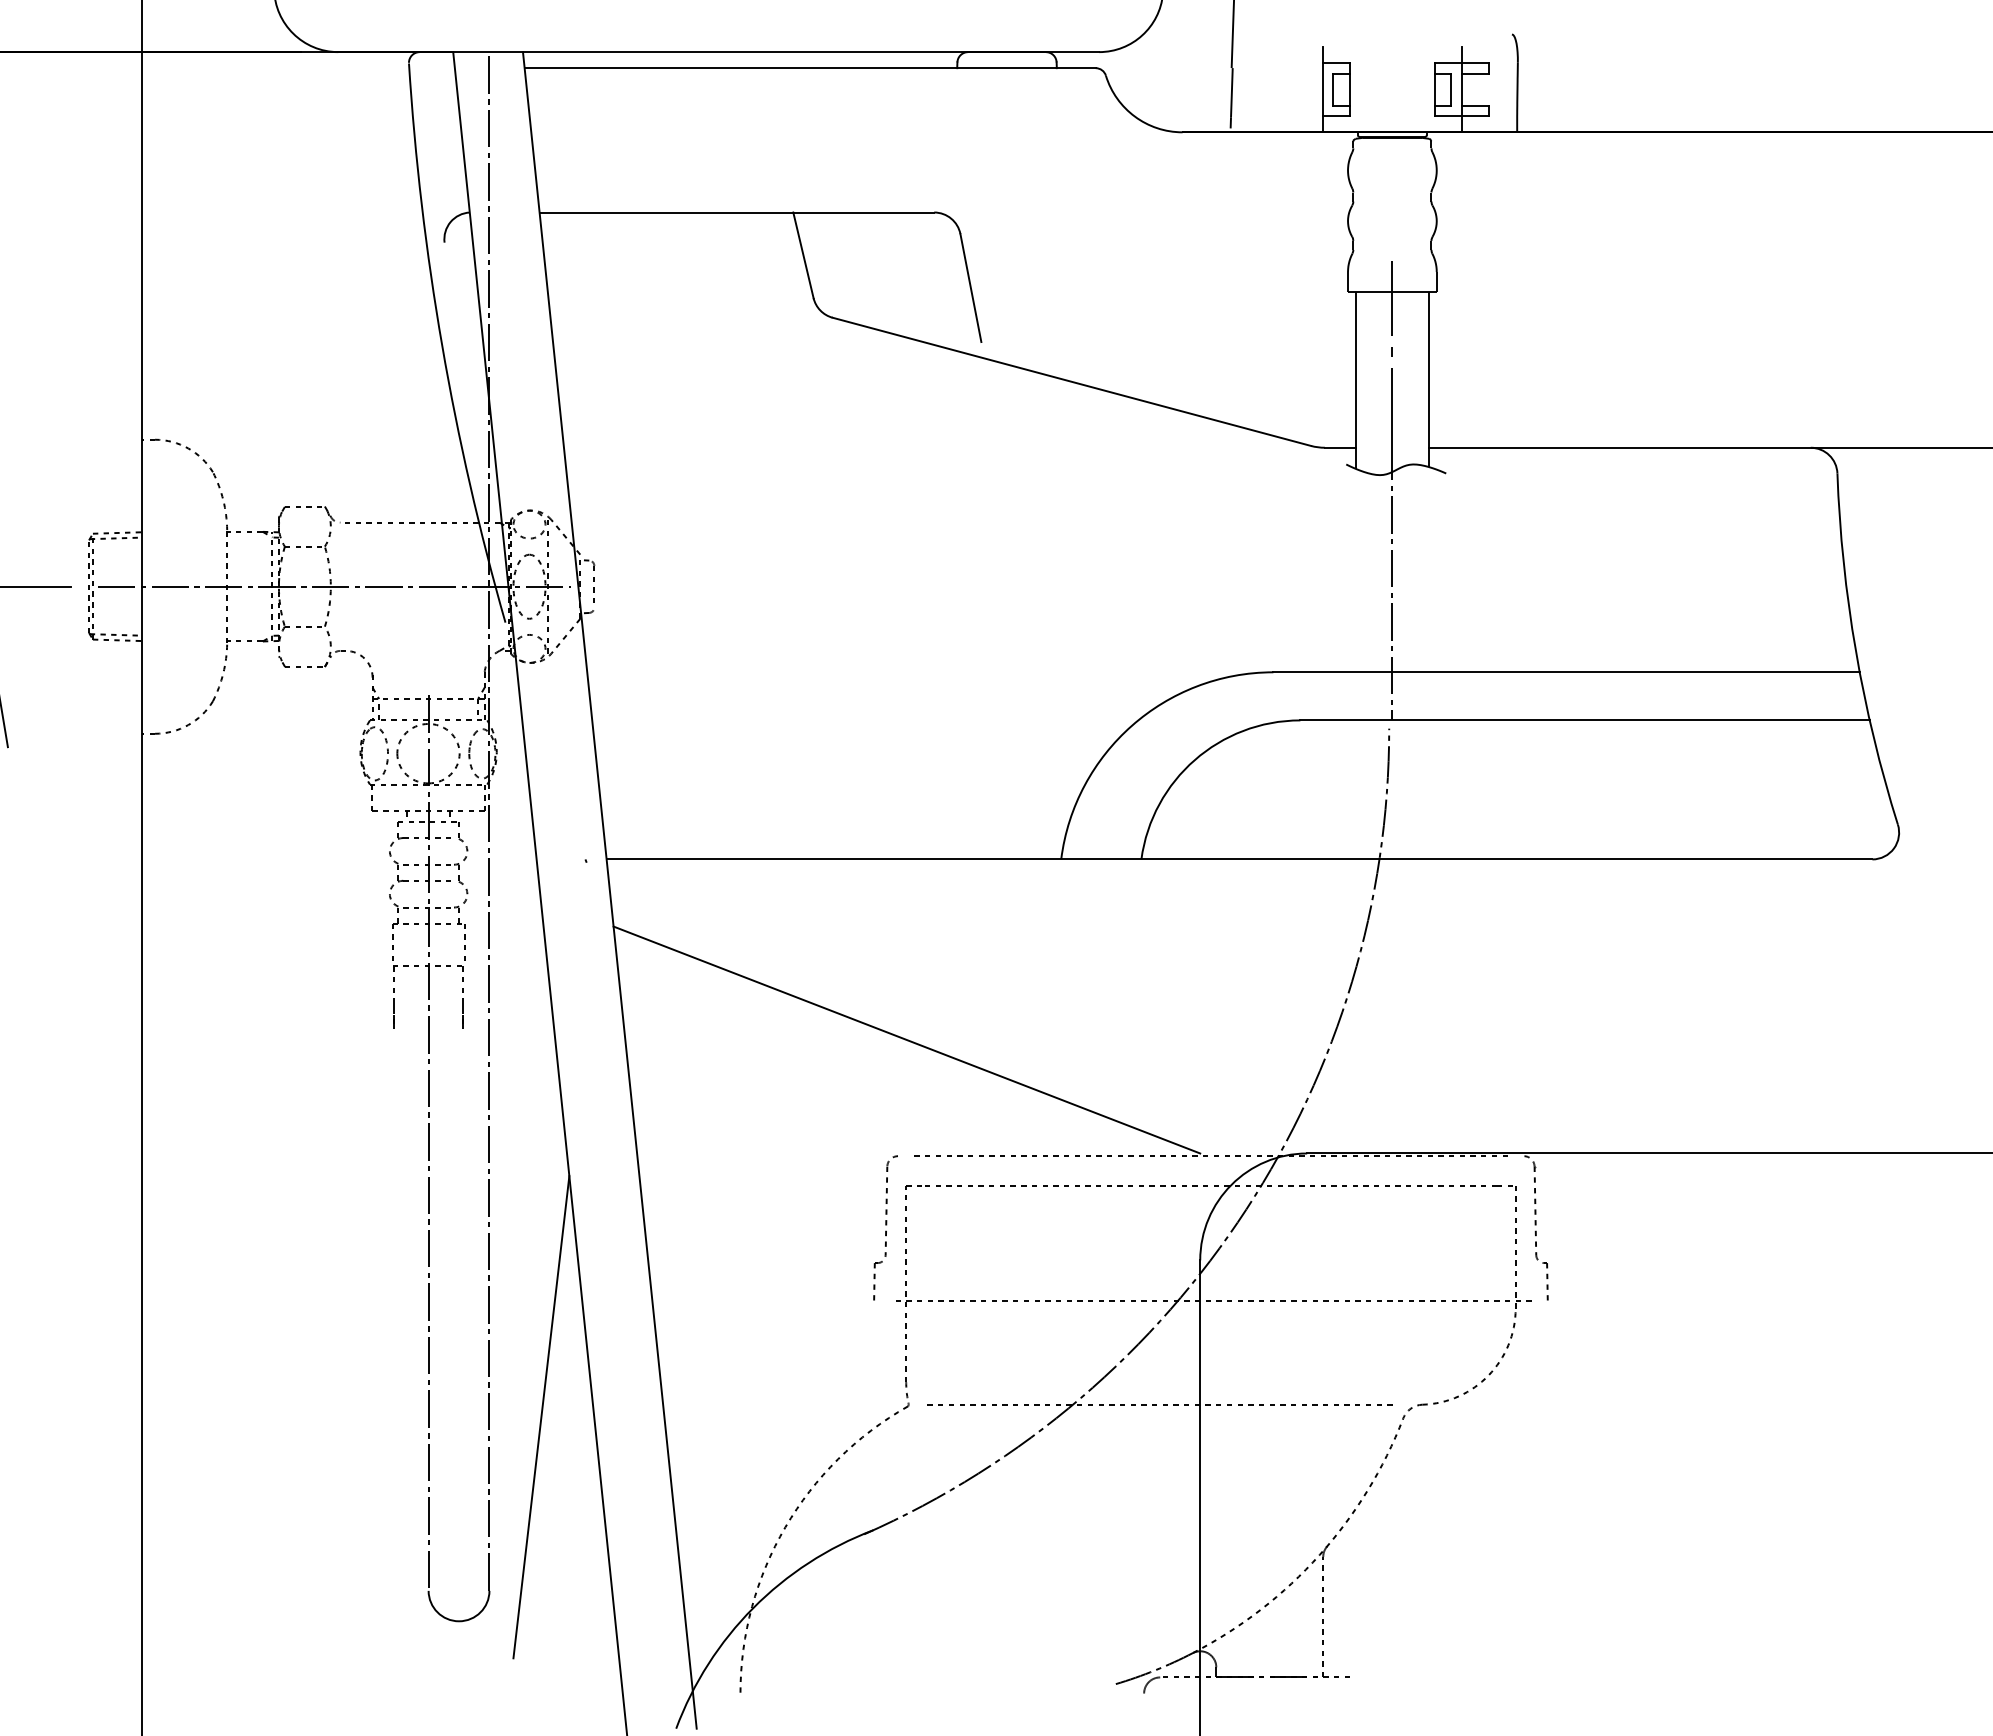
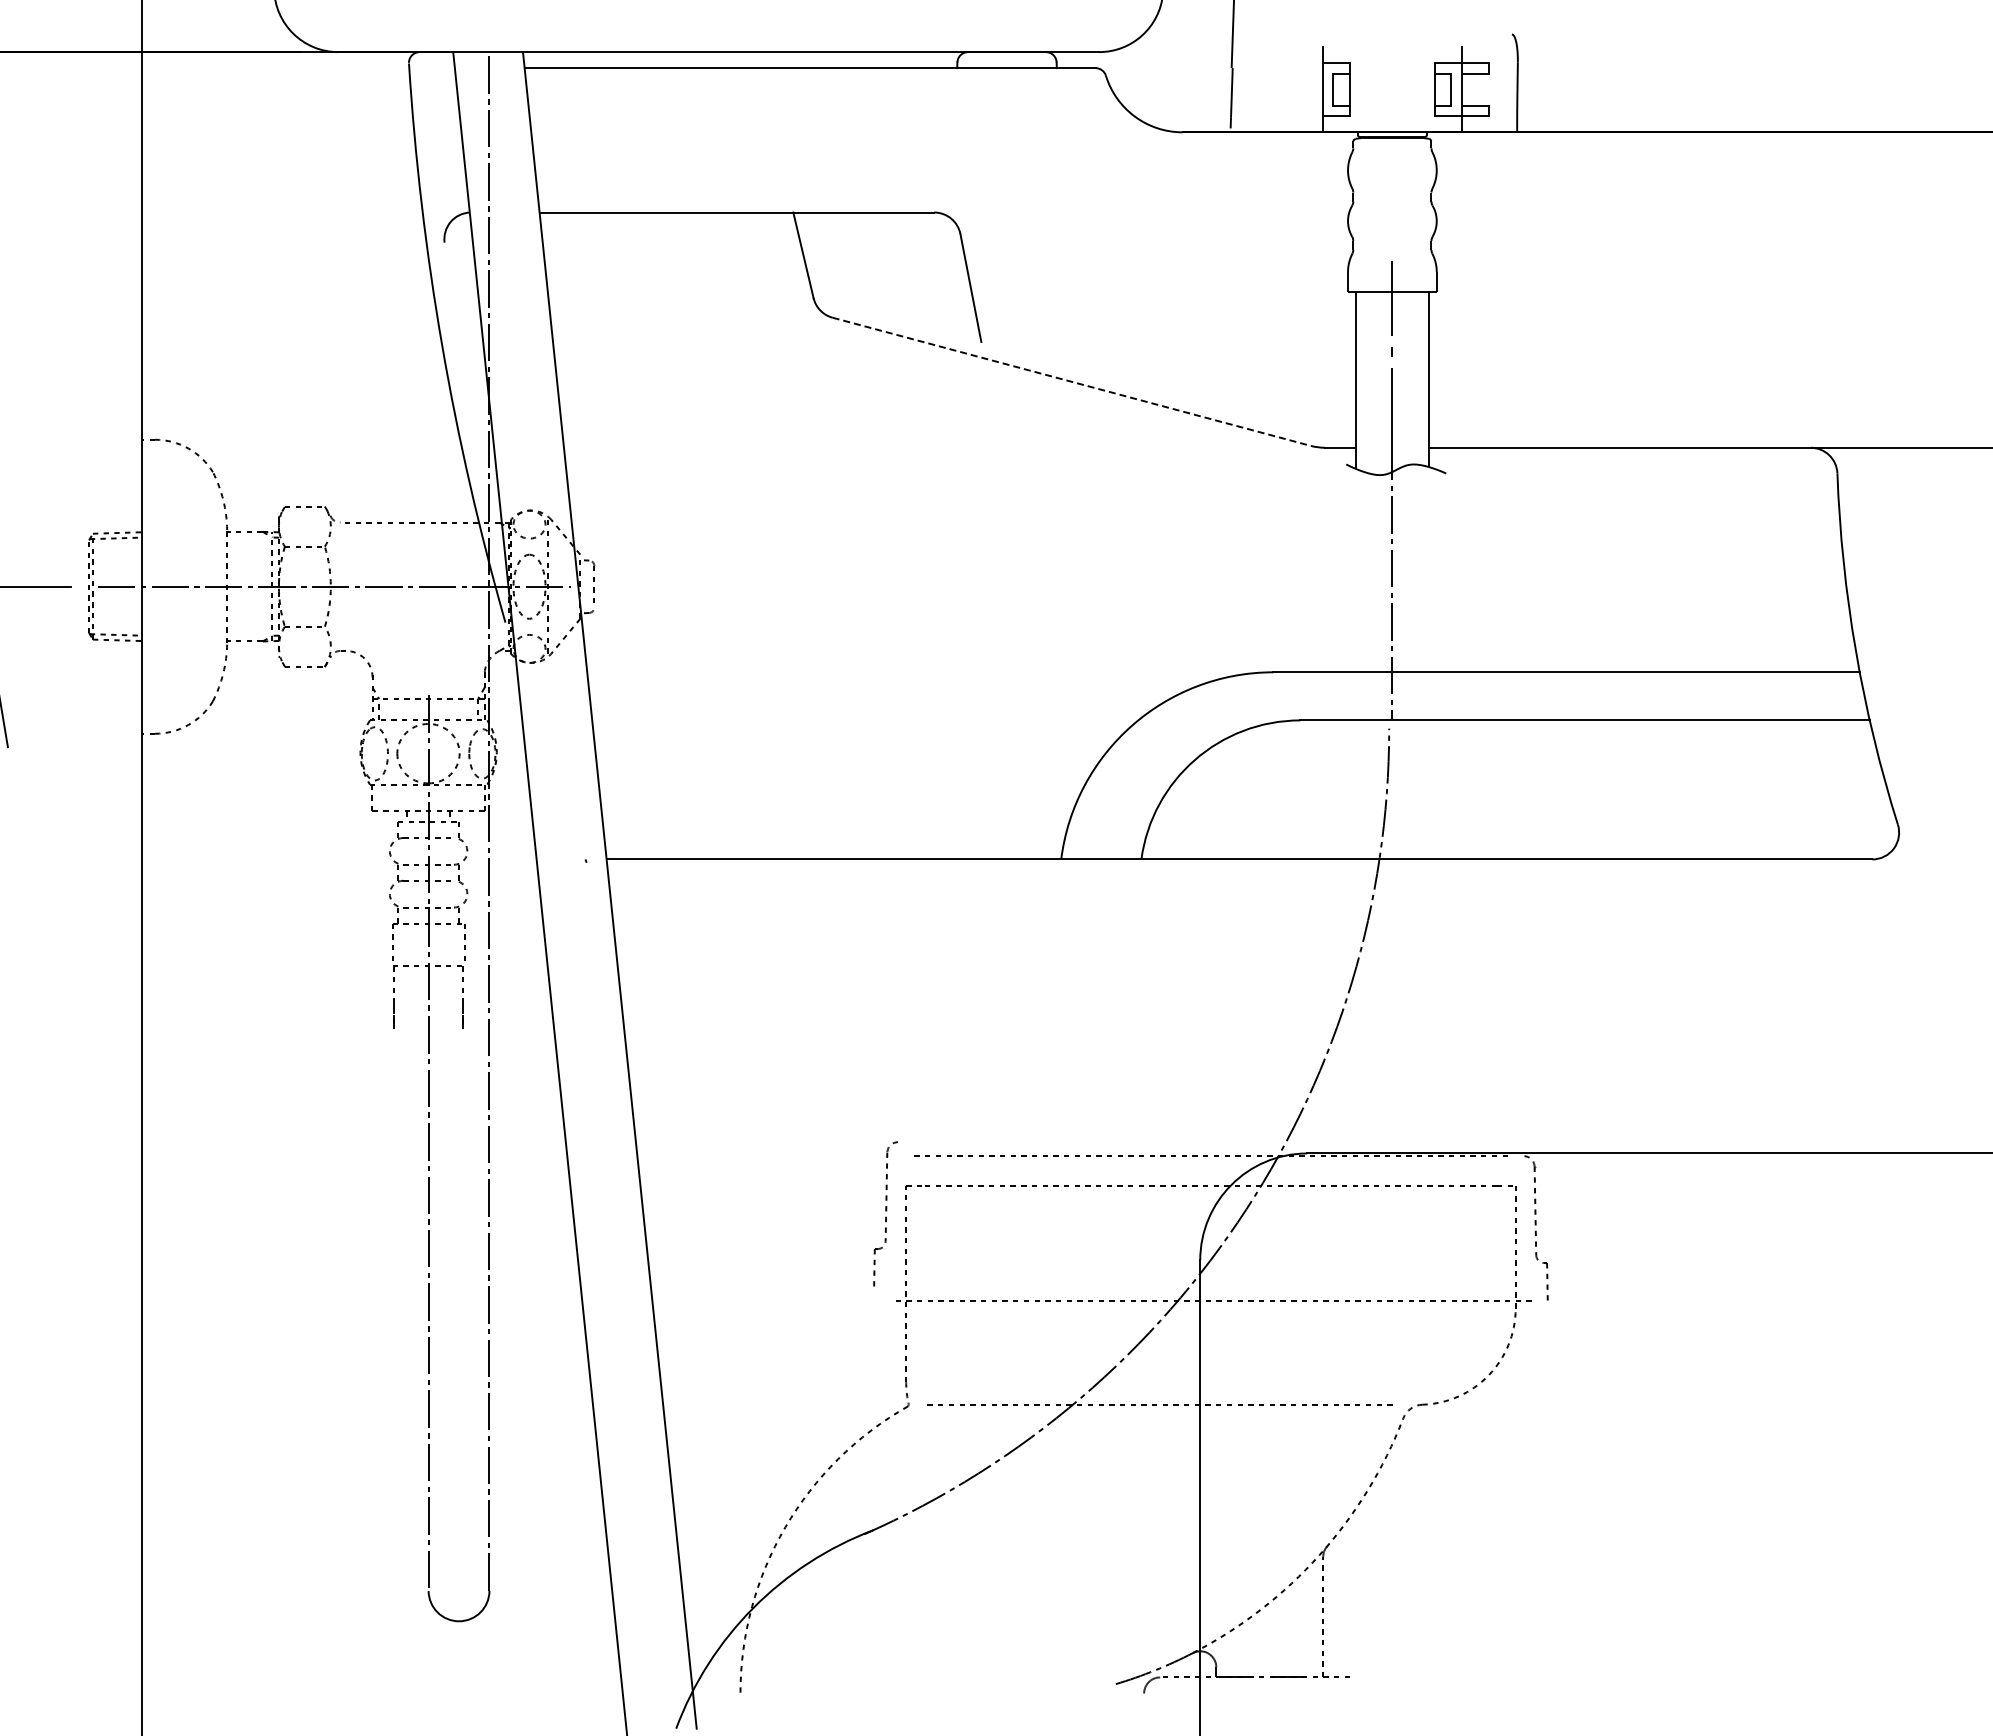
line: solid -> dashed (1071, 381)
line: present -> none (906, 1039)
part position: (885, 1227) -> (885, 1213) (885, 1213)
line: present -> none (541, 1417)
